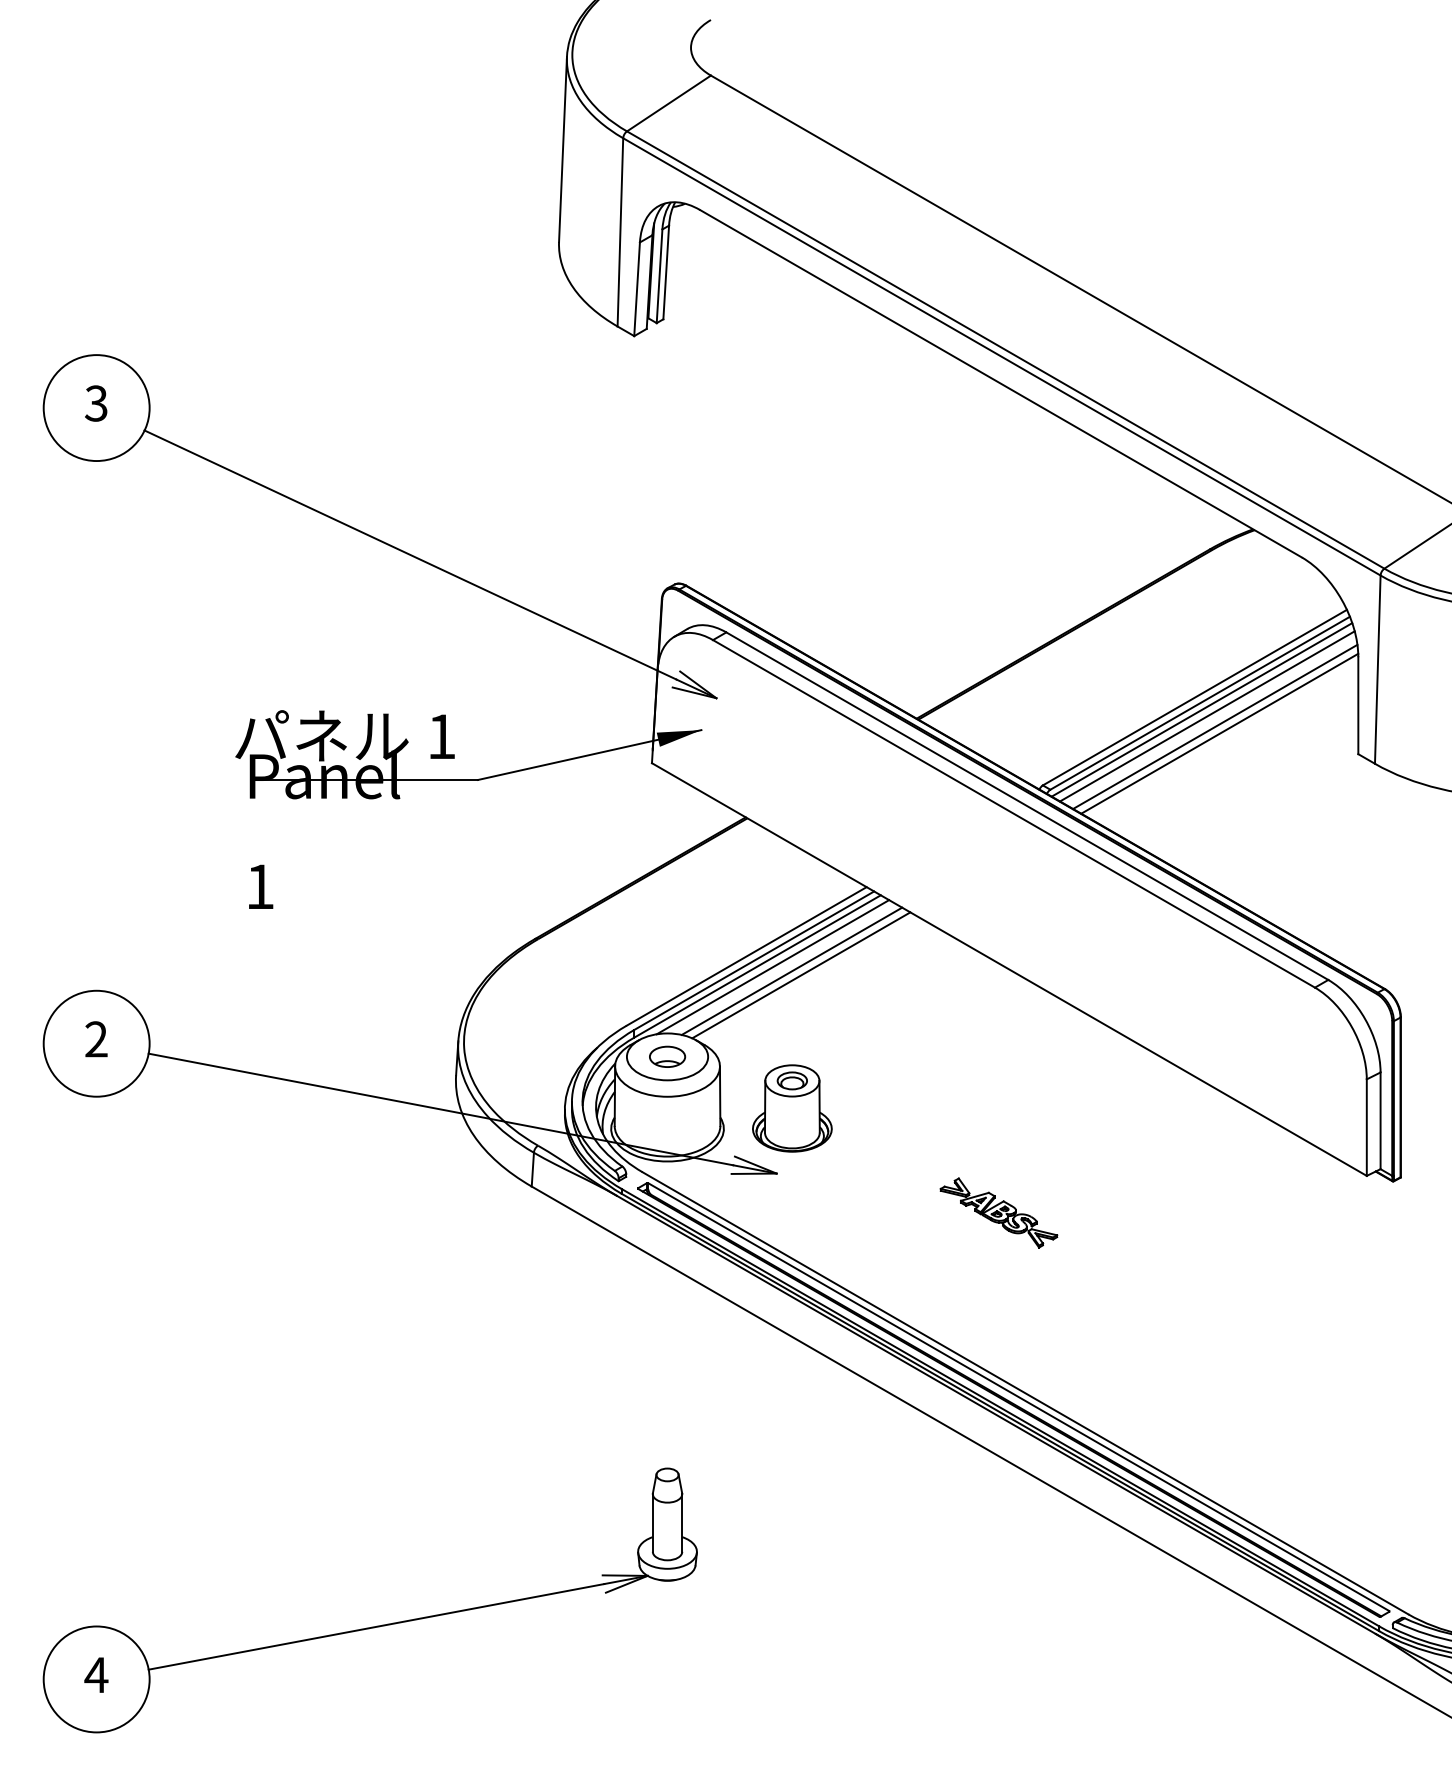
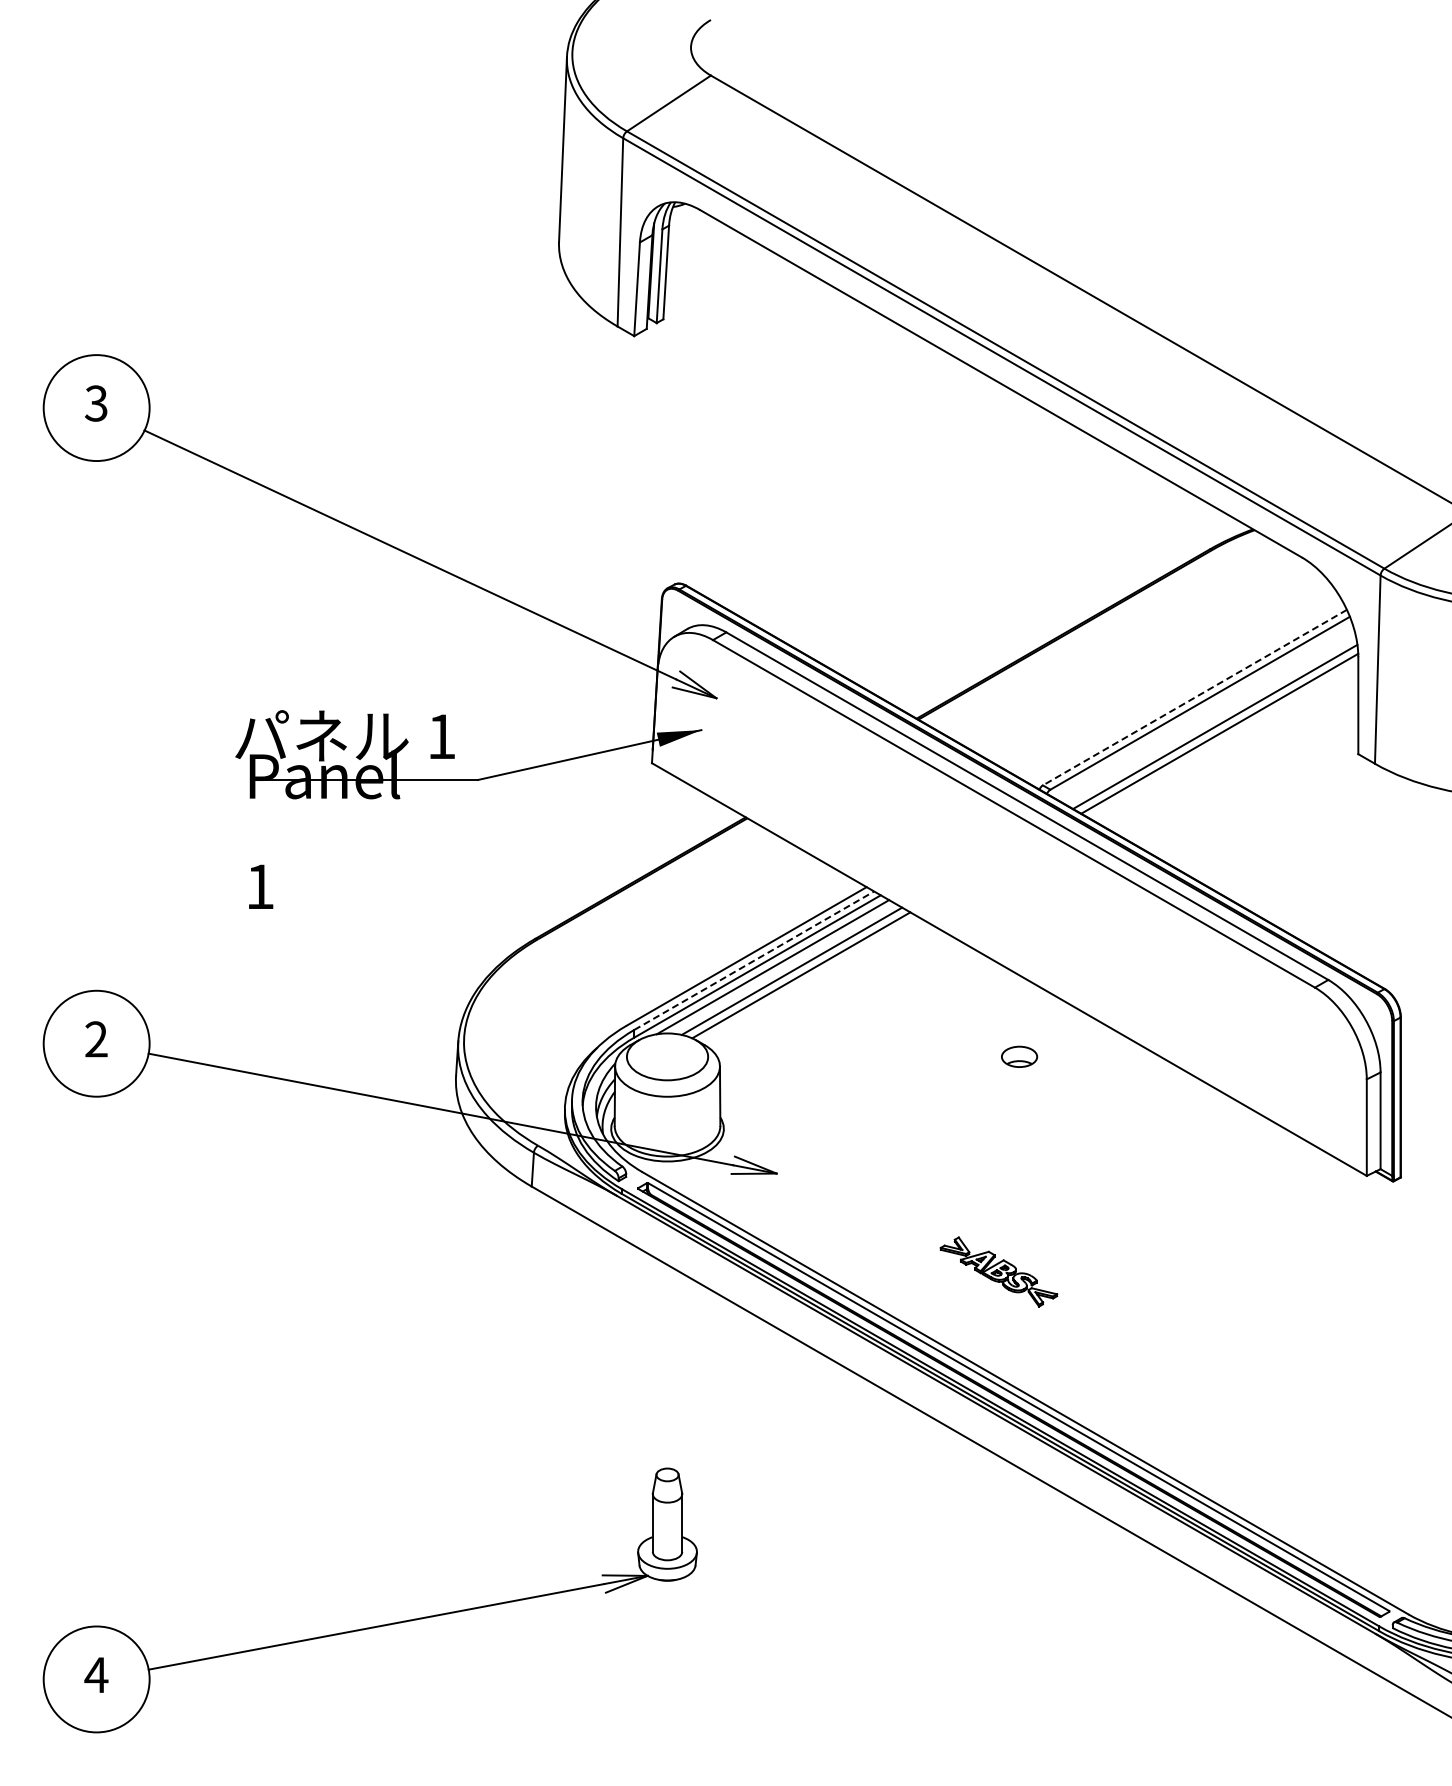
line: solid -> dashed (1194, 697)
line: present -> none (1201, 709)
line: present -> none (1207, 716)
line: solid -> dashed (754, 960)
part position: (667, 1056) -> (1019, 1056) (1019, 1056)
part: present -> none (792, 1108)
part position: (998, 1212) -> (998, 1271) (998, 1271)
